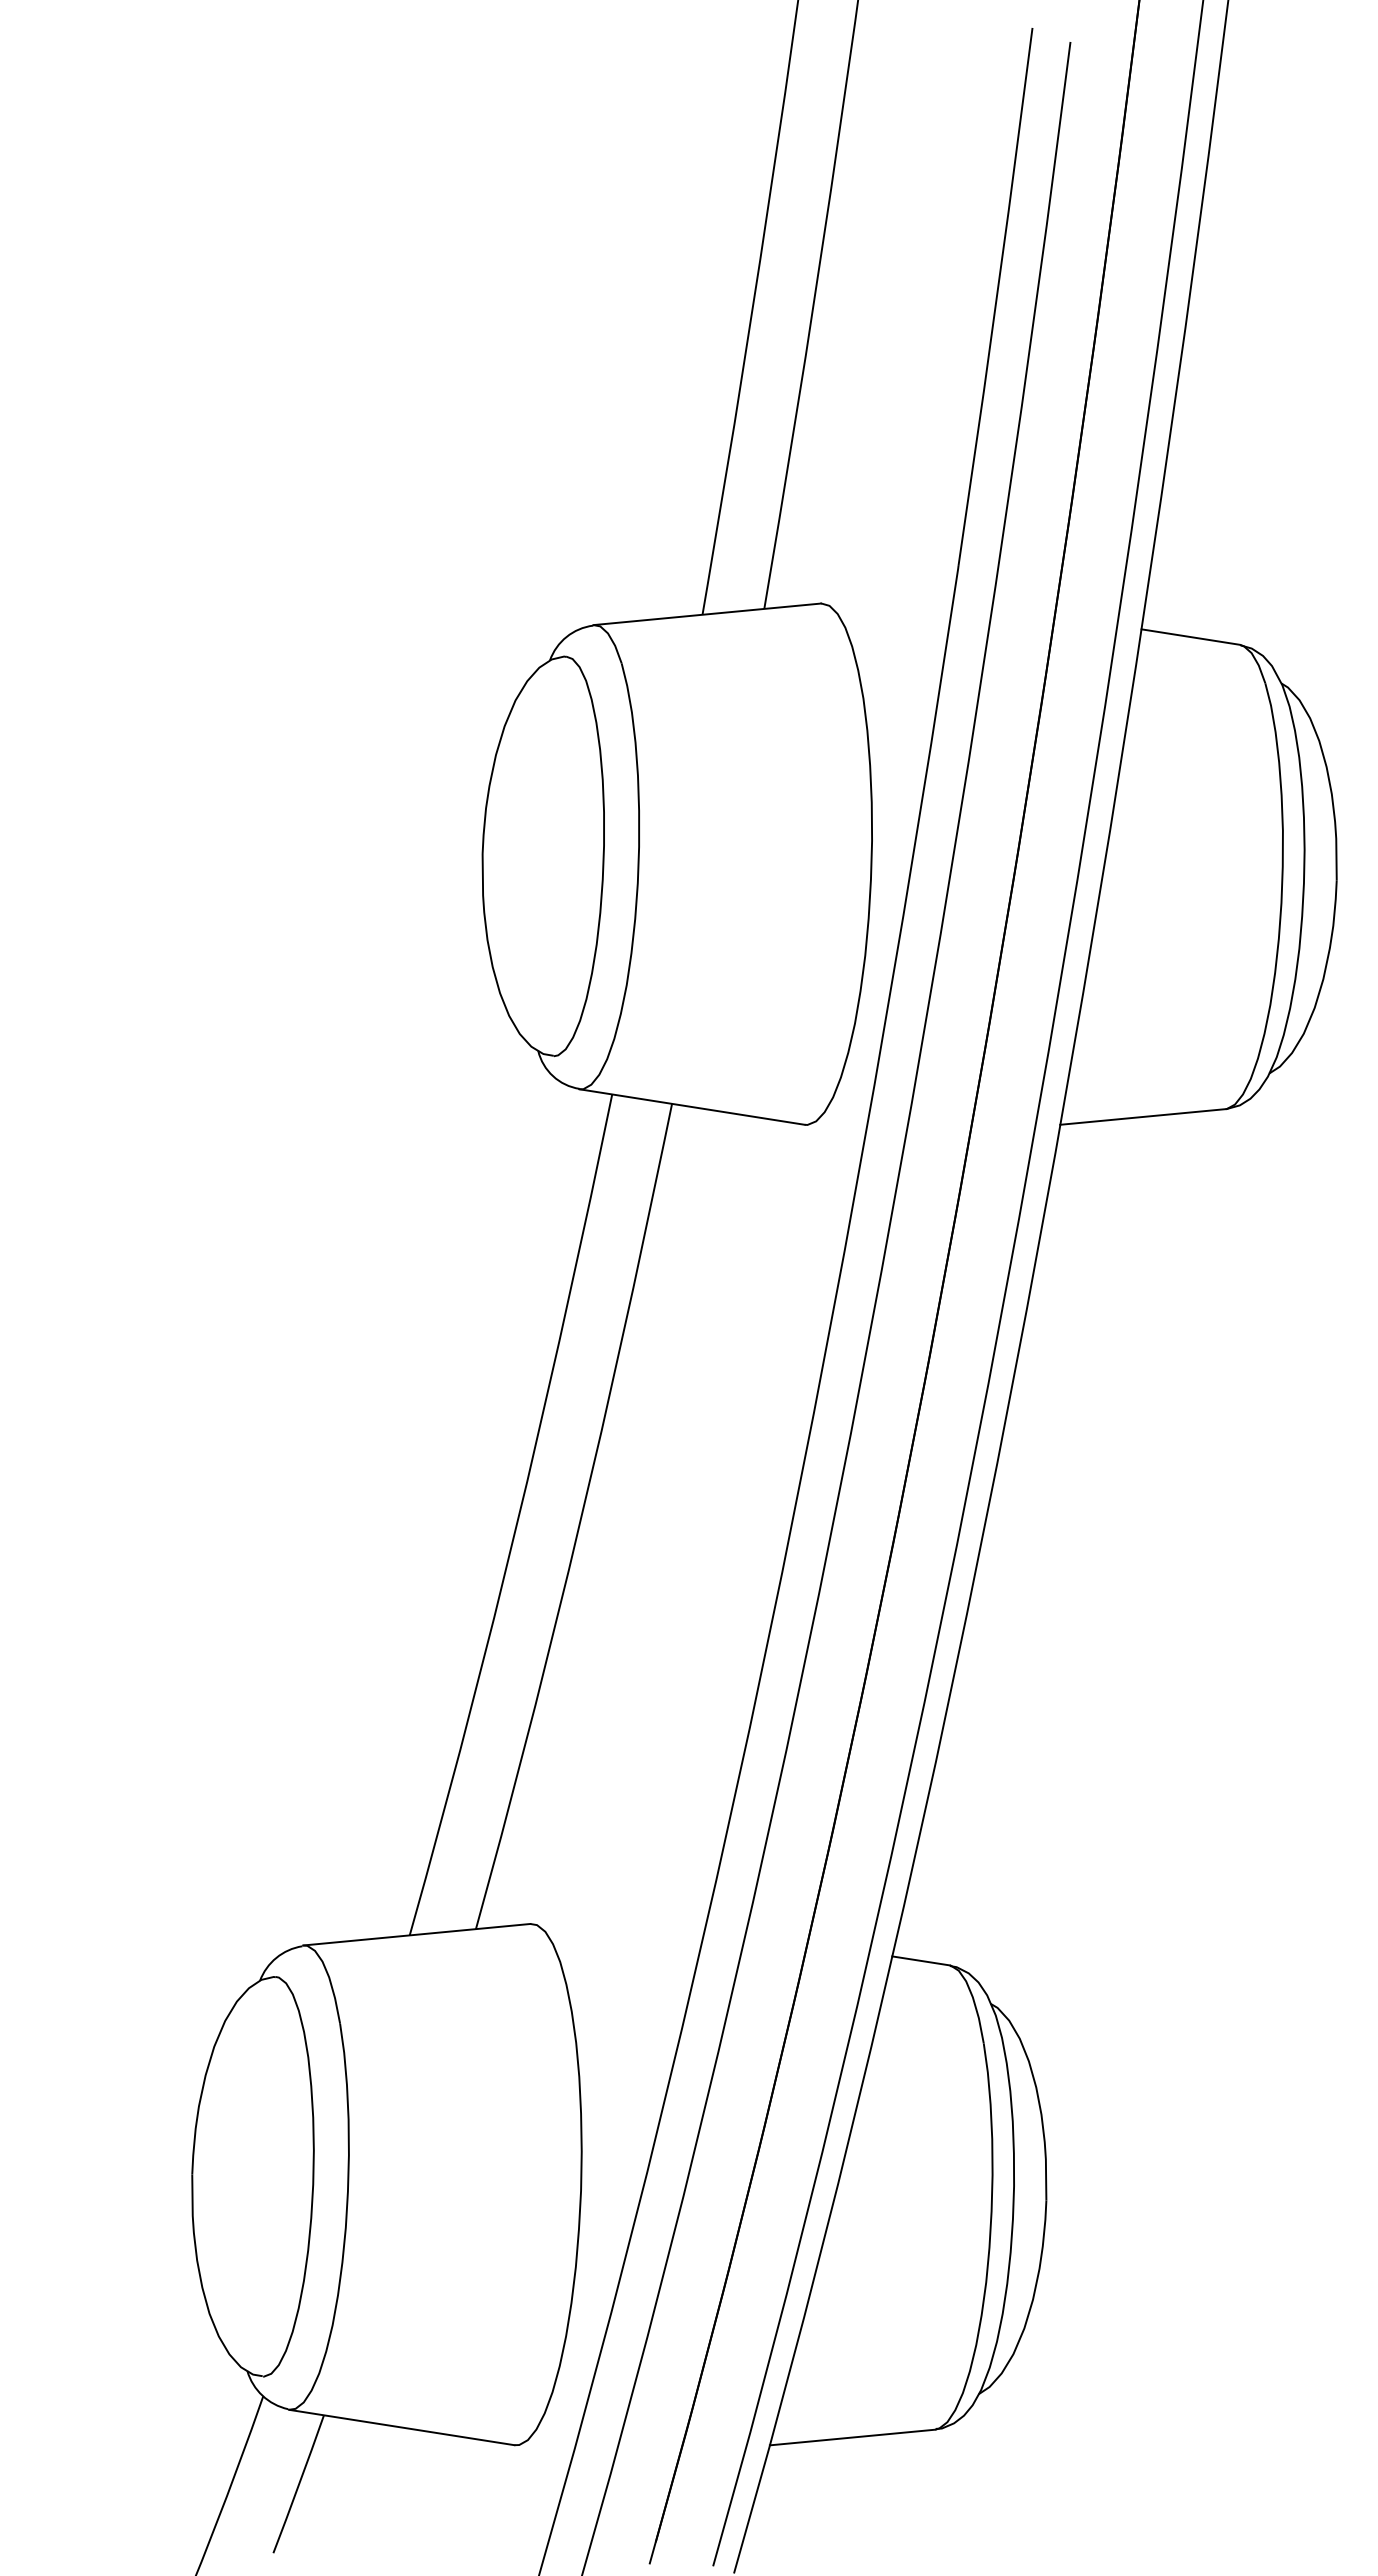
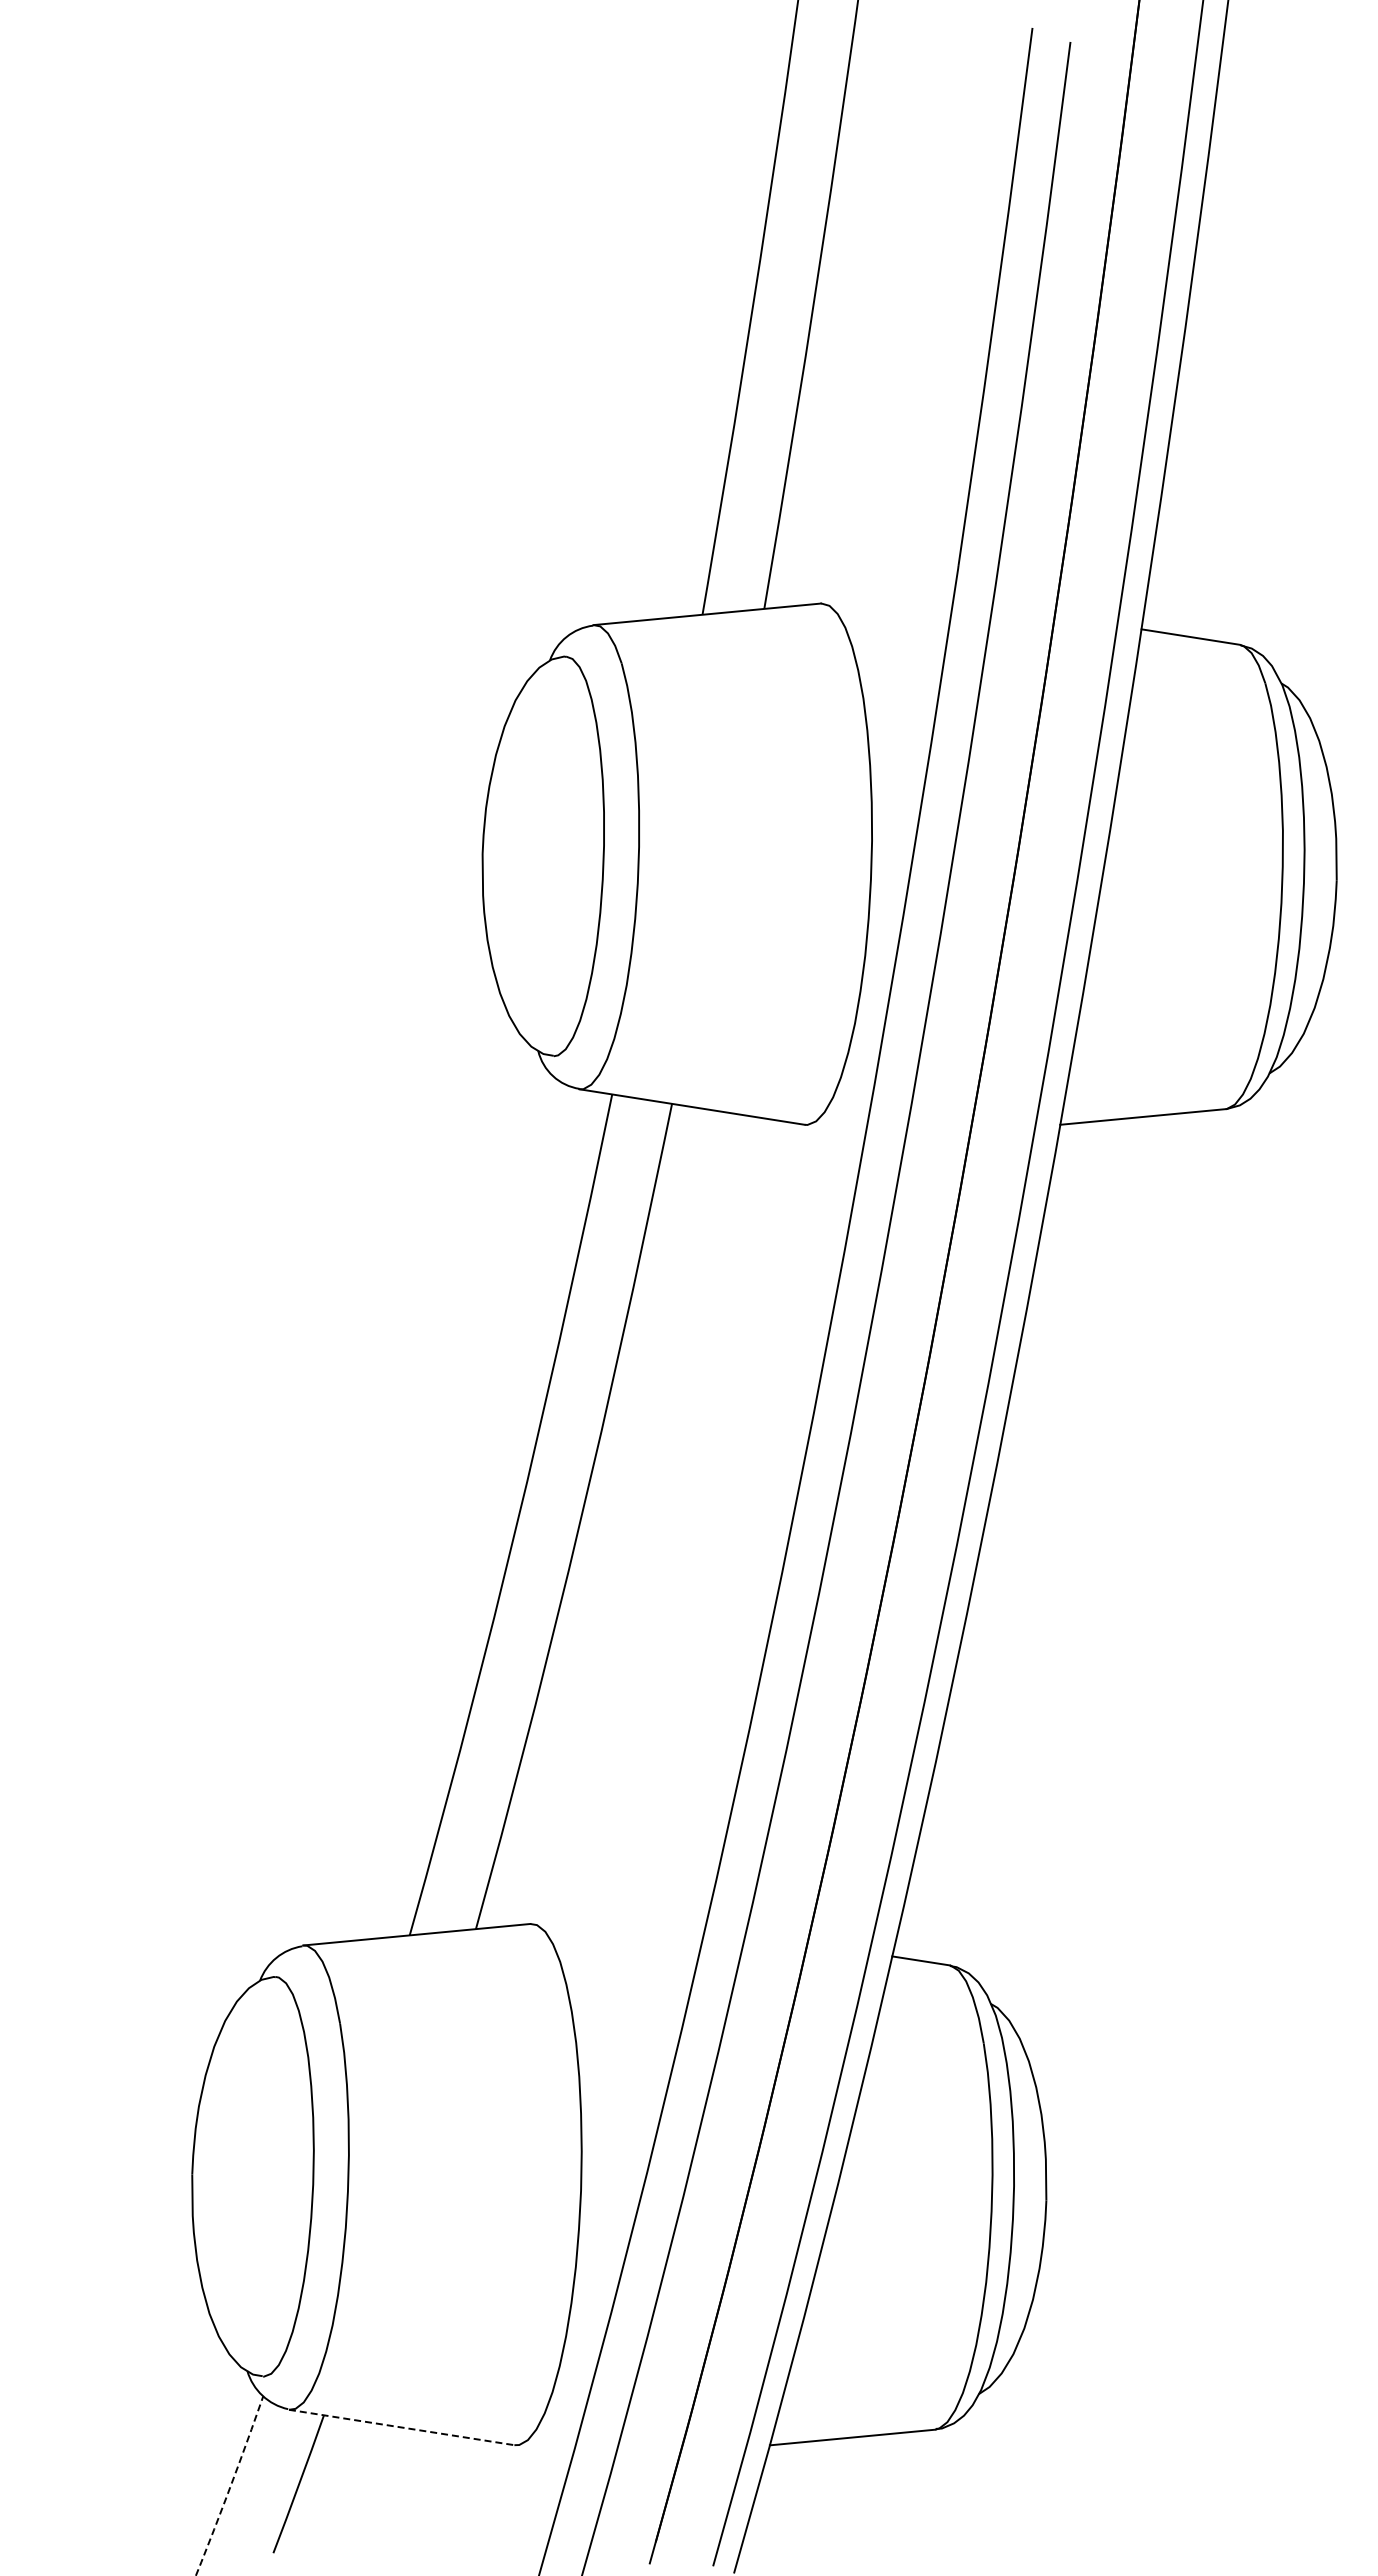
line: solid -> dashed (402, 2427)
arc: solid -> dashed (230, 2486)
